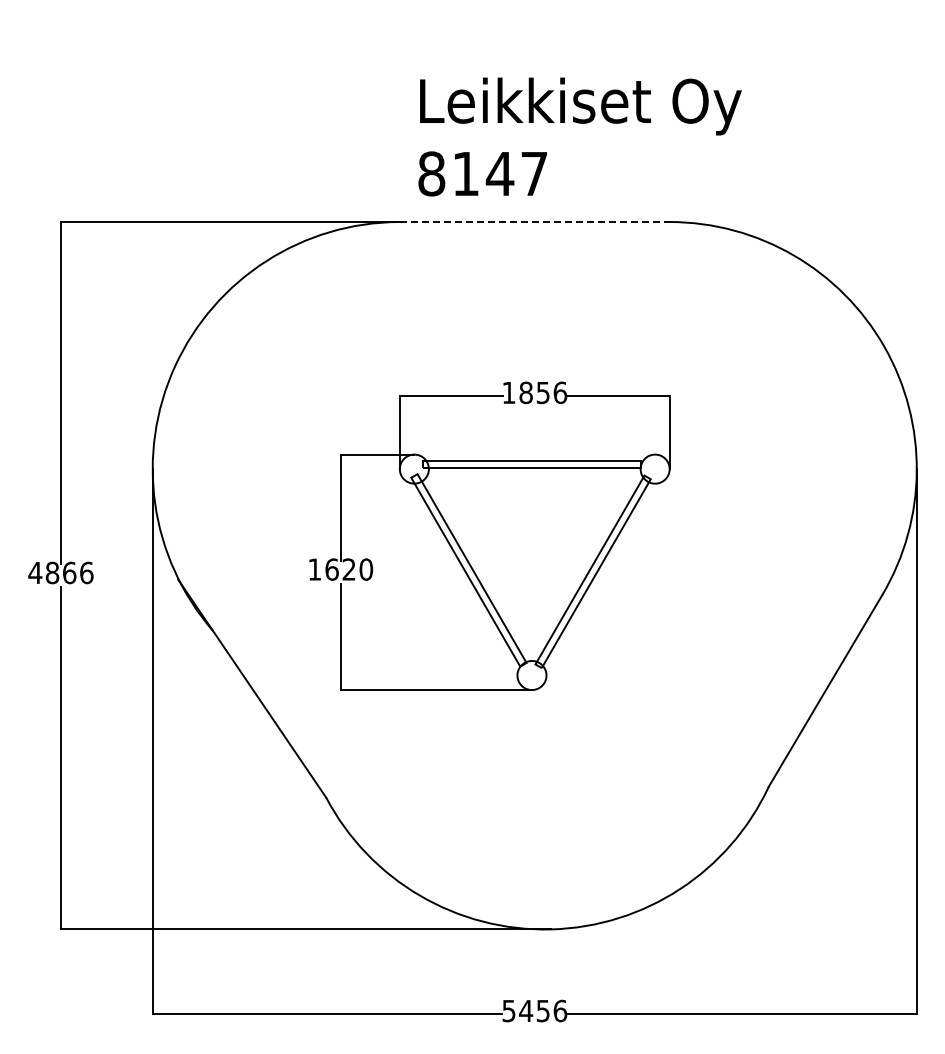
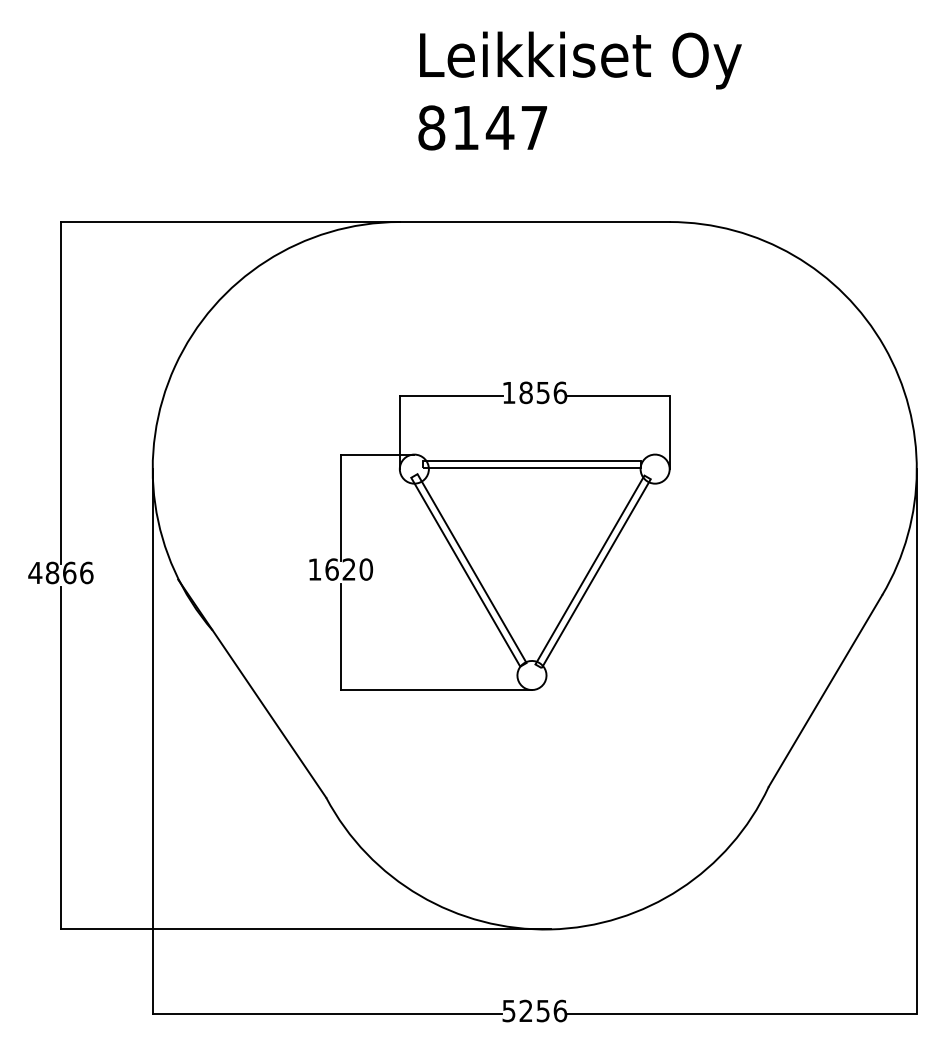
text position: (579, 136) -> (579, 90) (579, 90)
line: dashed -> solid (534, 222)
text: 5456 -> 5256 (526, 1010)
